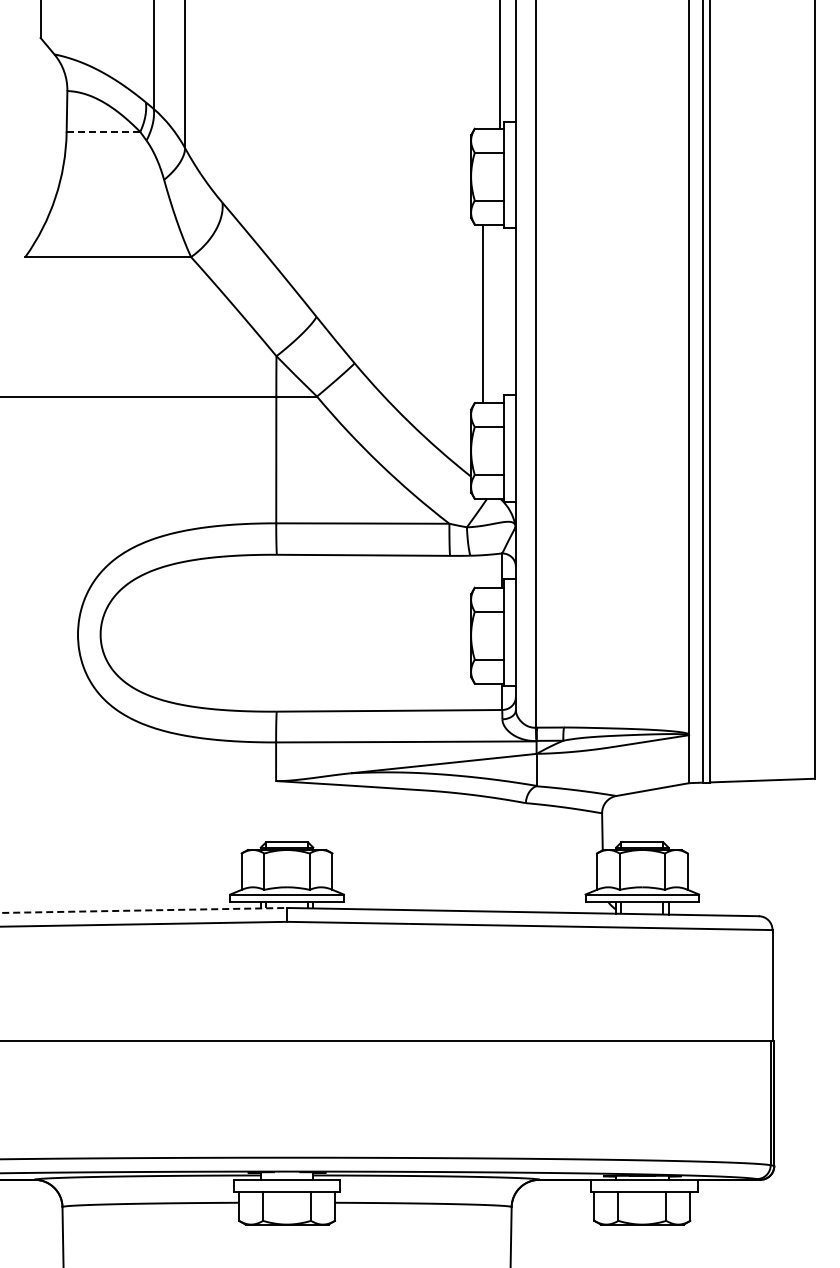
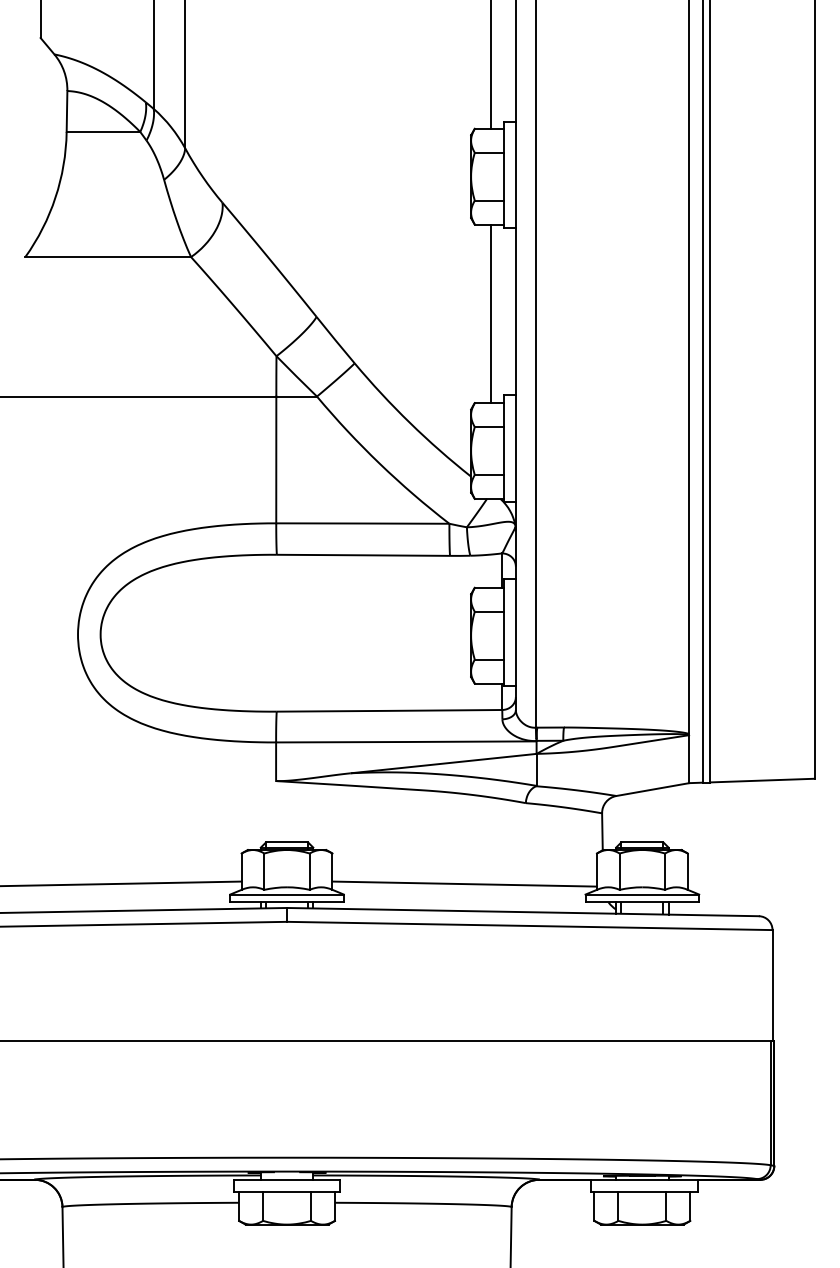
line position: (500, 65) -> (491, 65) (491, 65)
line: dashed -> solid (103, 131)
line position: (483, 313) -> (491, 313) (491, 313)
line: none -> present (121, 883)
line: none -> present (464, 883)
line: dashed -> solid (144, 910)
